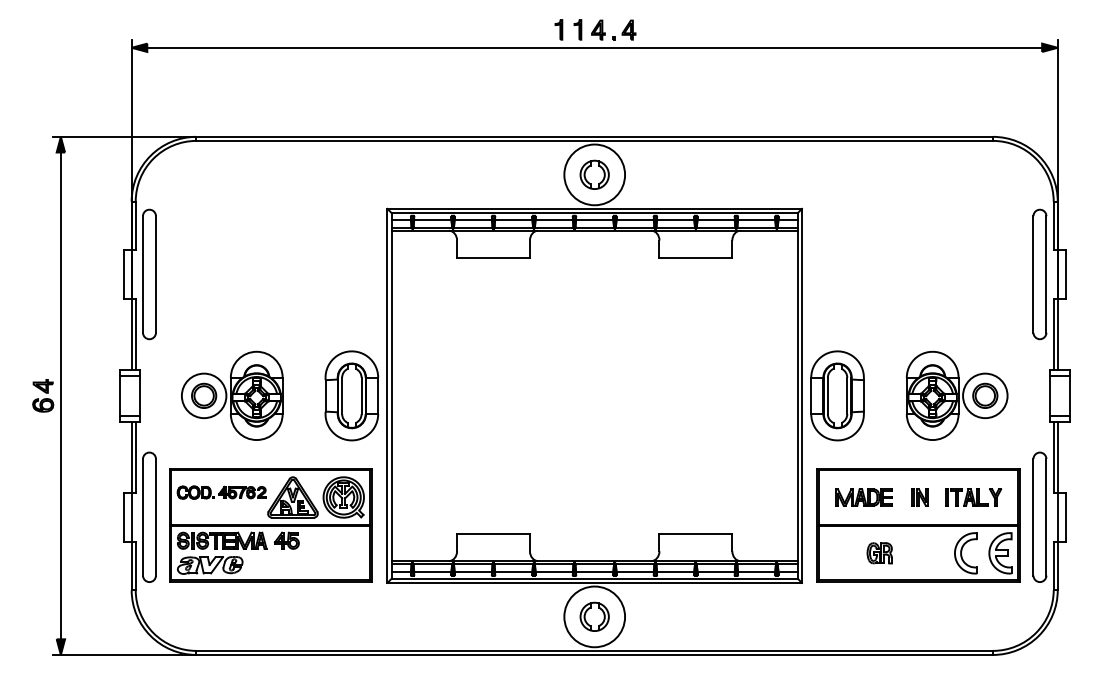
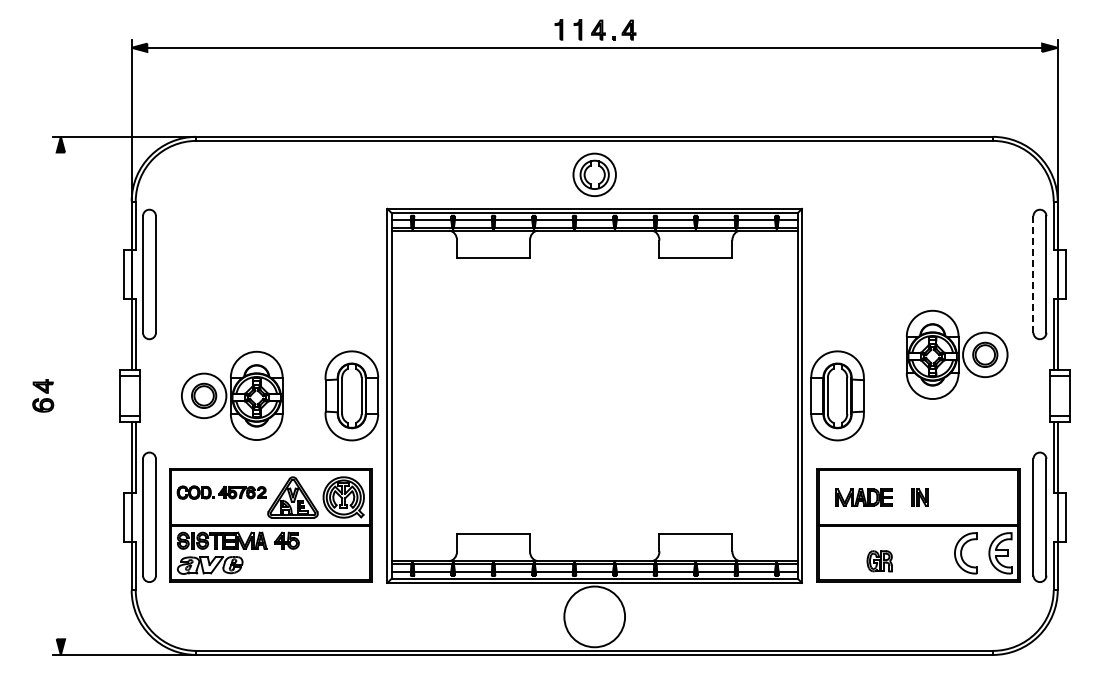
circle diameter: 61 px -> 42 px (594, 174)
line: solid -> dashed (1033, 274)
line: present -> none (60, 395)
part position: (956, 395) -> (956, 354) (956, 354)
part: present -> none (973, 497)
part position: (879, 553) -> (879, 561) (879, 561)
part: present -> none (594, 616)
